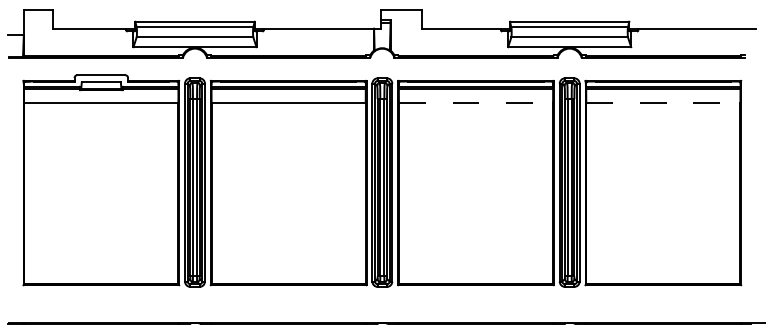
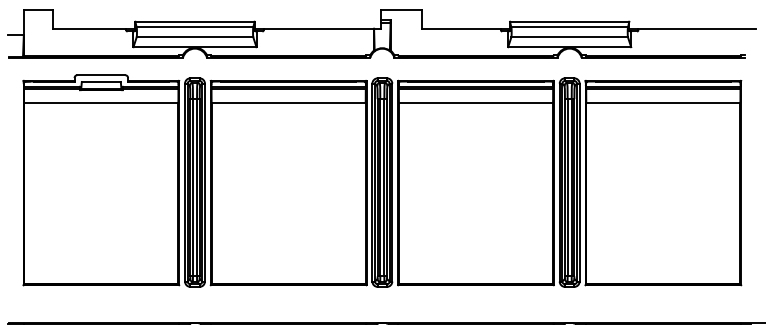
line: dashed -> solid (476, 103)
line: dashed -> solid (663, 103)
